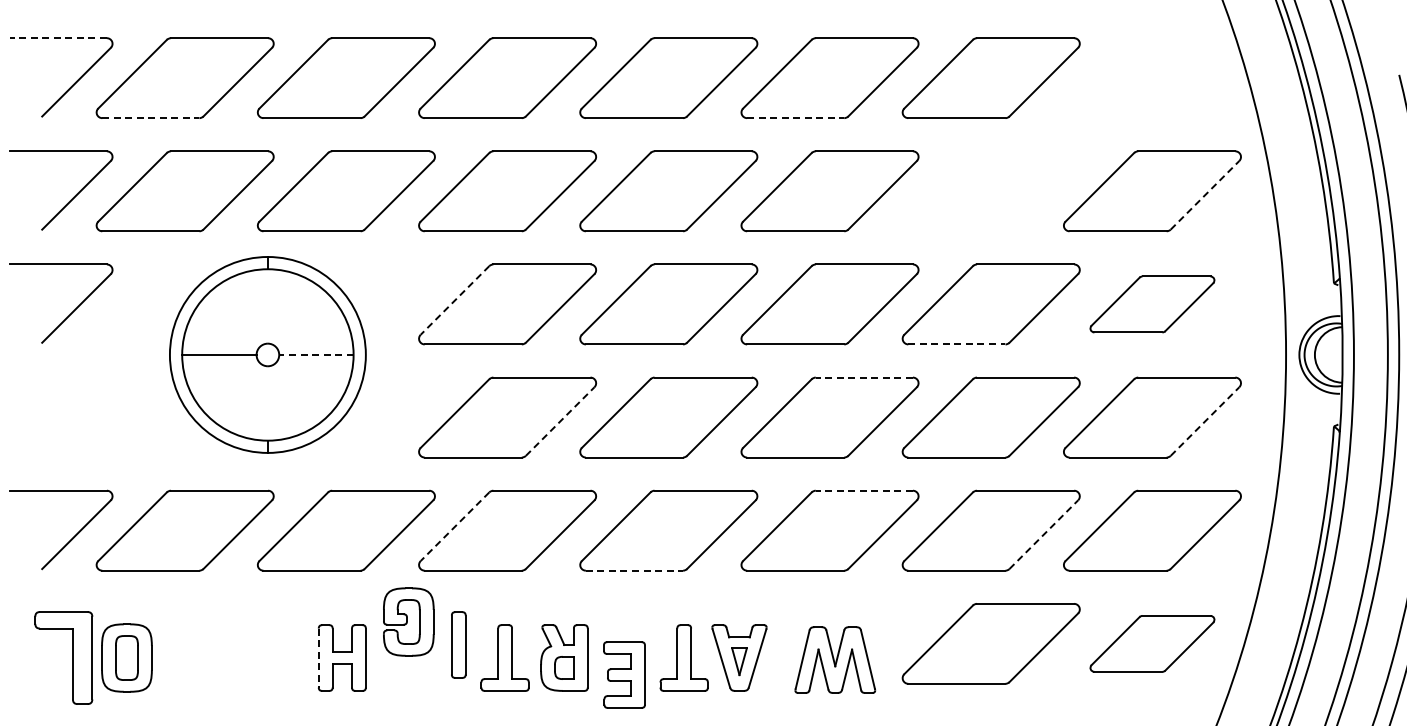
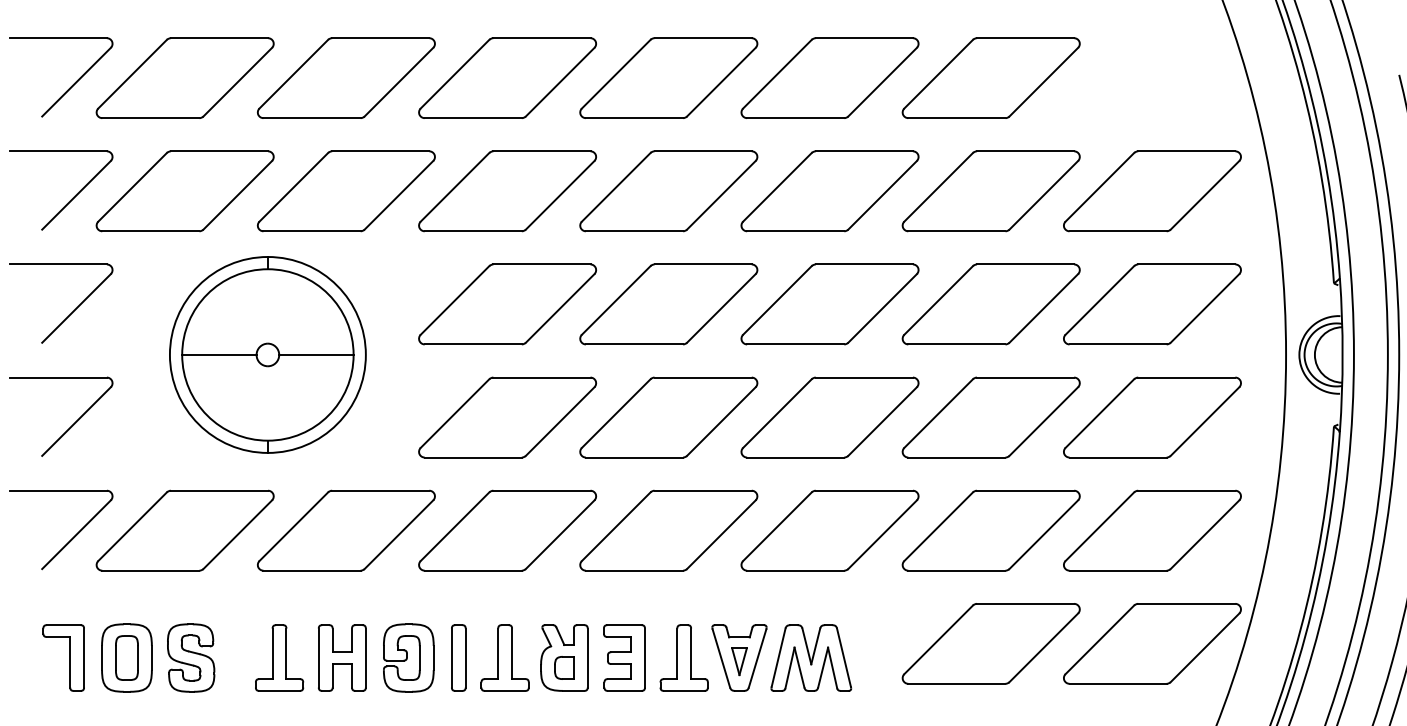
line: dashed -> solid (58, 38)
line: dashed -> solid (150, 118)
line: dashed -> solid (795, 118)
part: none -> present (990, 191)
line: dashed -> solid (1205, 195)
line: dashed -> solid (455, 300)
part size: 127x59 px -> 179x83 px (1152, 304)
line: dashed -> solid (956, 344)
line: dashed -> solid (315, 354)
line: dashed -> solid (864, 377)
line: dashed -> solid (560, 421)
line: dashed -> solid (1205, 421)
part: none -> present (71, 425)
line: dashed -> solid (864, 490)
line: dashed -> solid (455, 526)
line: dashed -> solid (1043, 534)
line: dashed -> solid (634, 570)
part position: (408, 621) -> (408, 657) (408, 657)
part size: 127x58 px -> 179x82 px (1152, 643)
part position: (458, 644) -> (458, 657) (458, 657)
part size: 60x94 px -> 43x68 px (63, 657)
part: none -> present (191, 657)
part: none -> present (279, 657)
line: dashed -> solid (318, 658)
part position: (835, 659) -> (811, 657) (811, 657)
part position: (624, 674) -> (624, 657) (624, 657)
